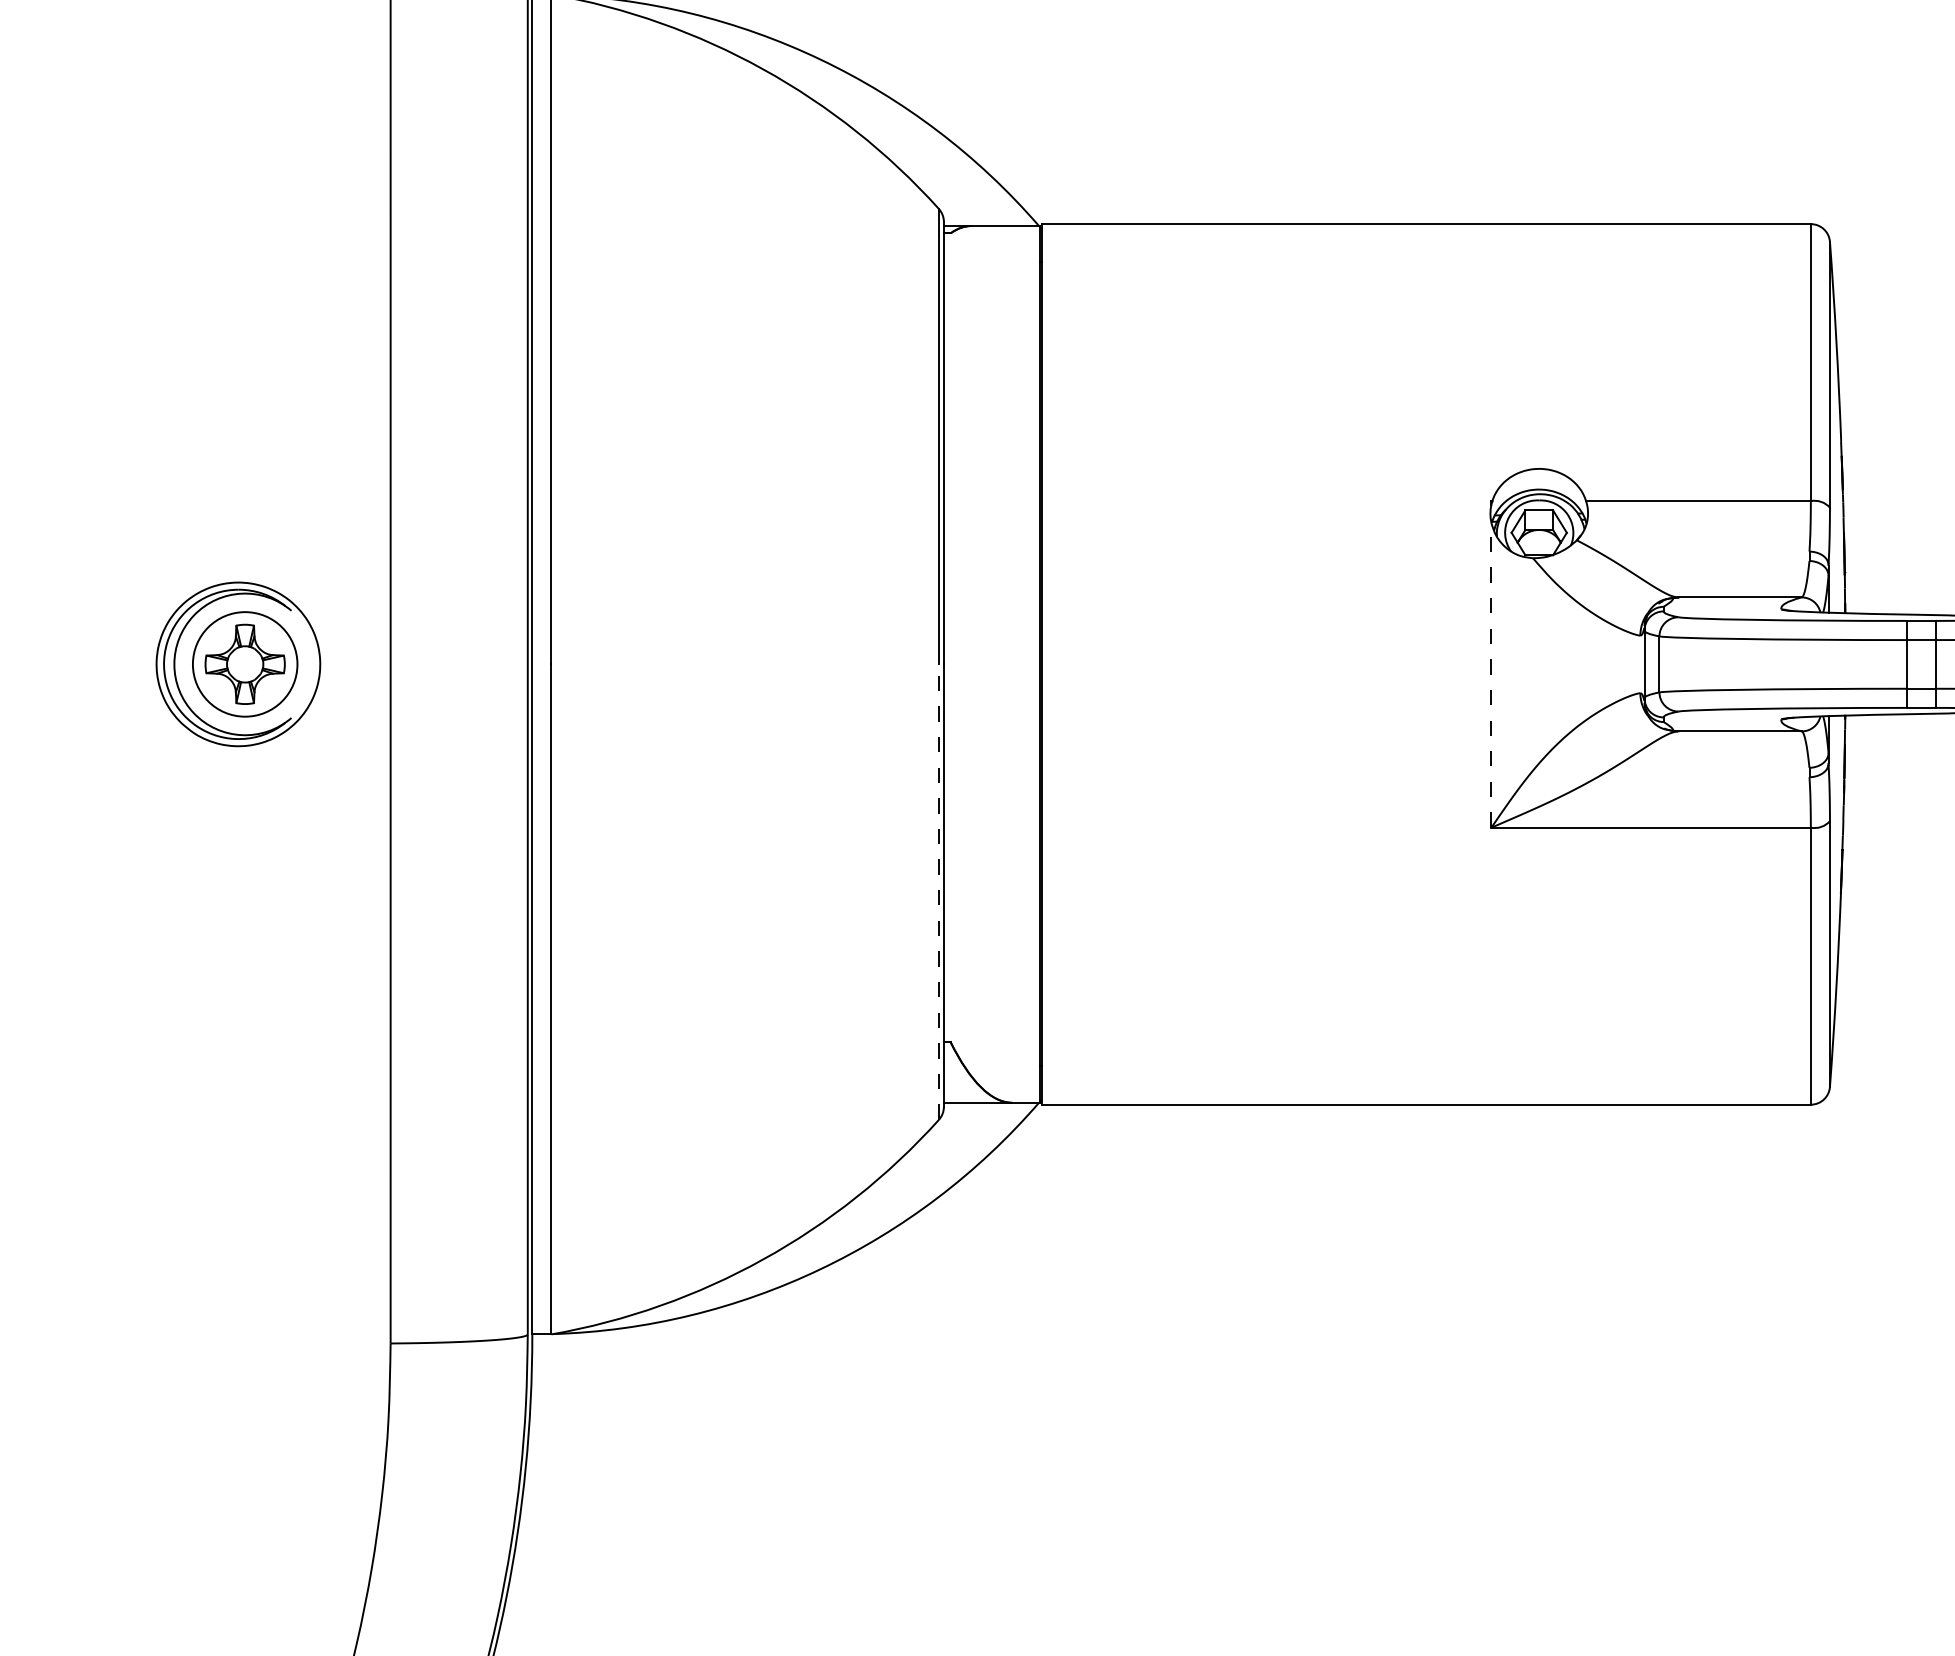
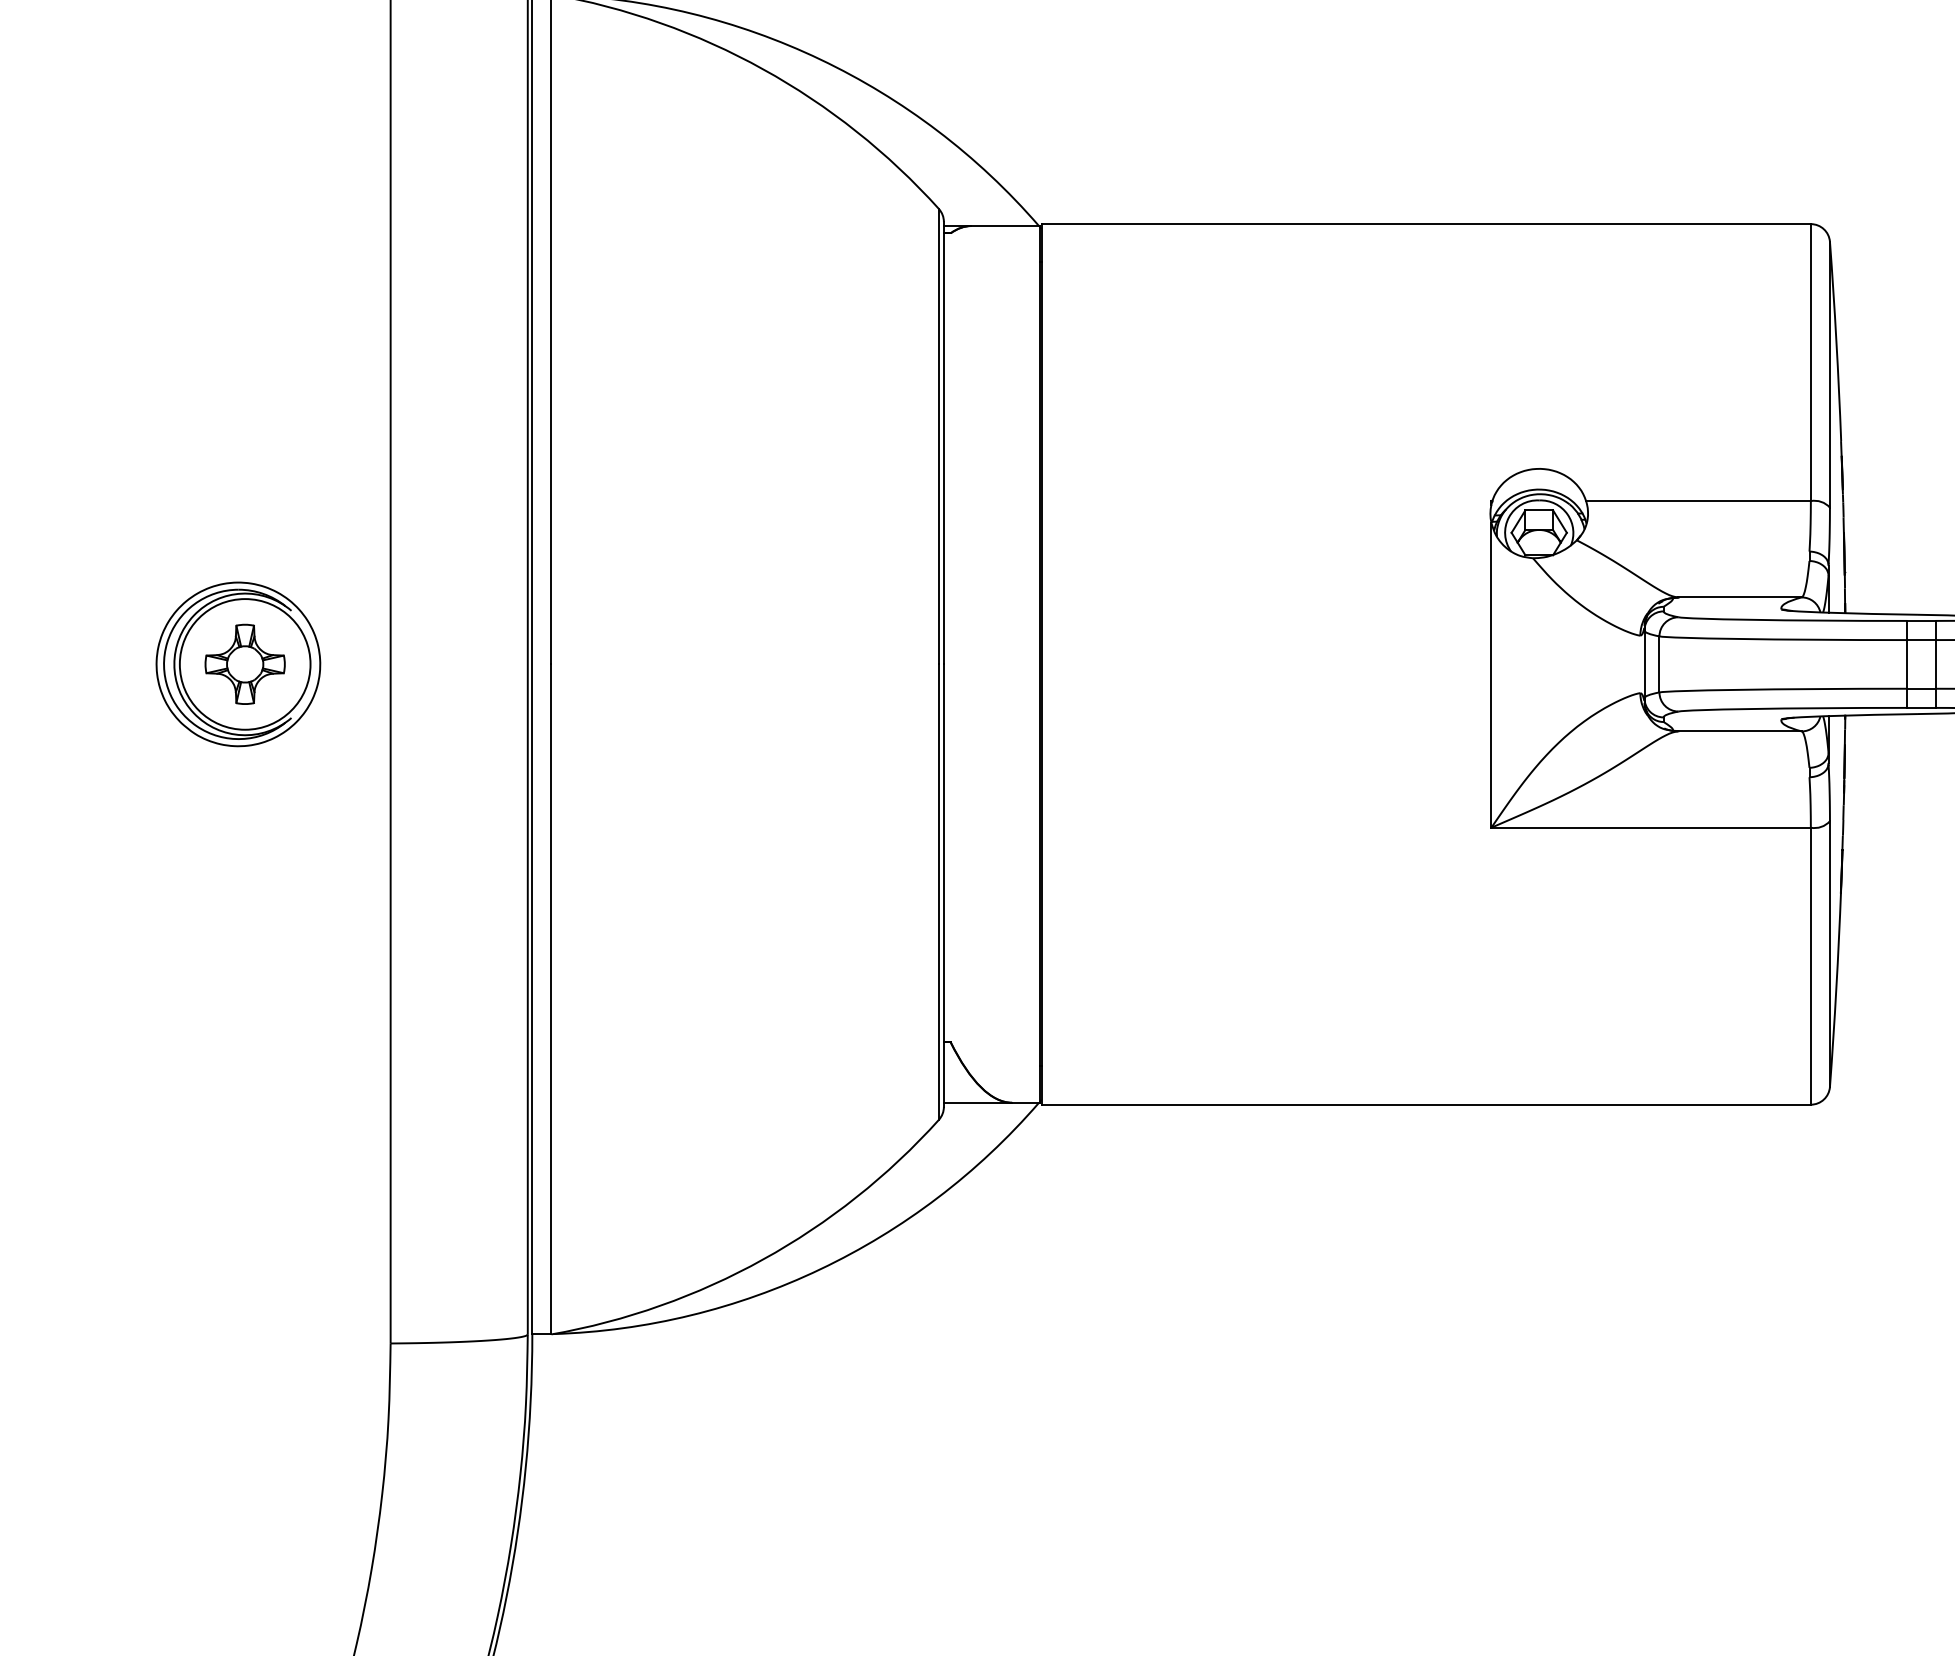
circle diameter: 105 px -> 131 px (244, 664)
line: dashed -> solid (1491, 674)
line: dashed -> solid (938, 892)
